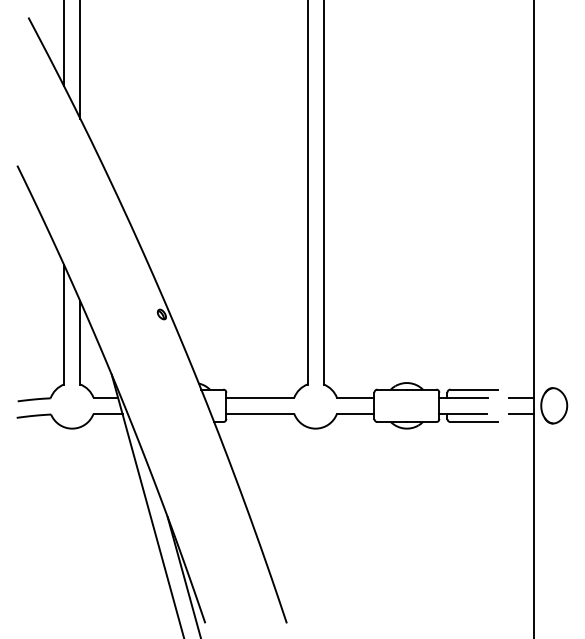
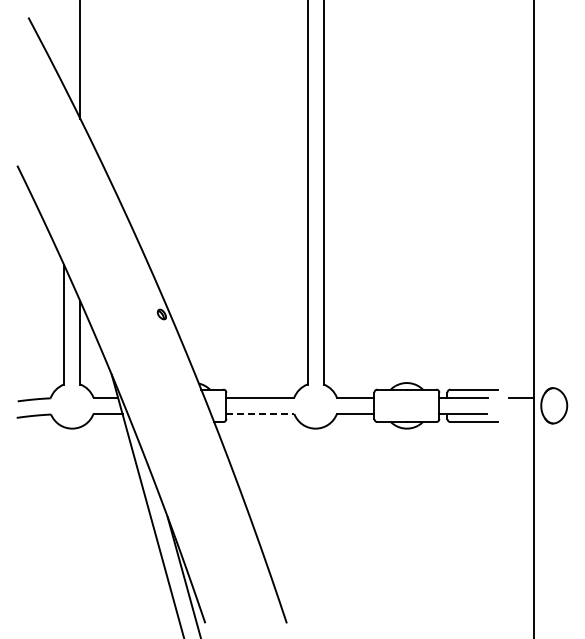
line: present -> none (64, 44)
line: solid -> dashed (260, 413)
line: present -> none (520, 413)
